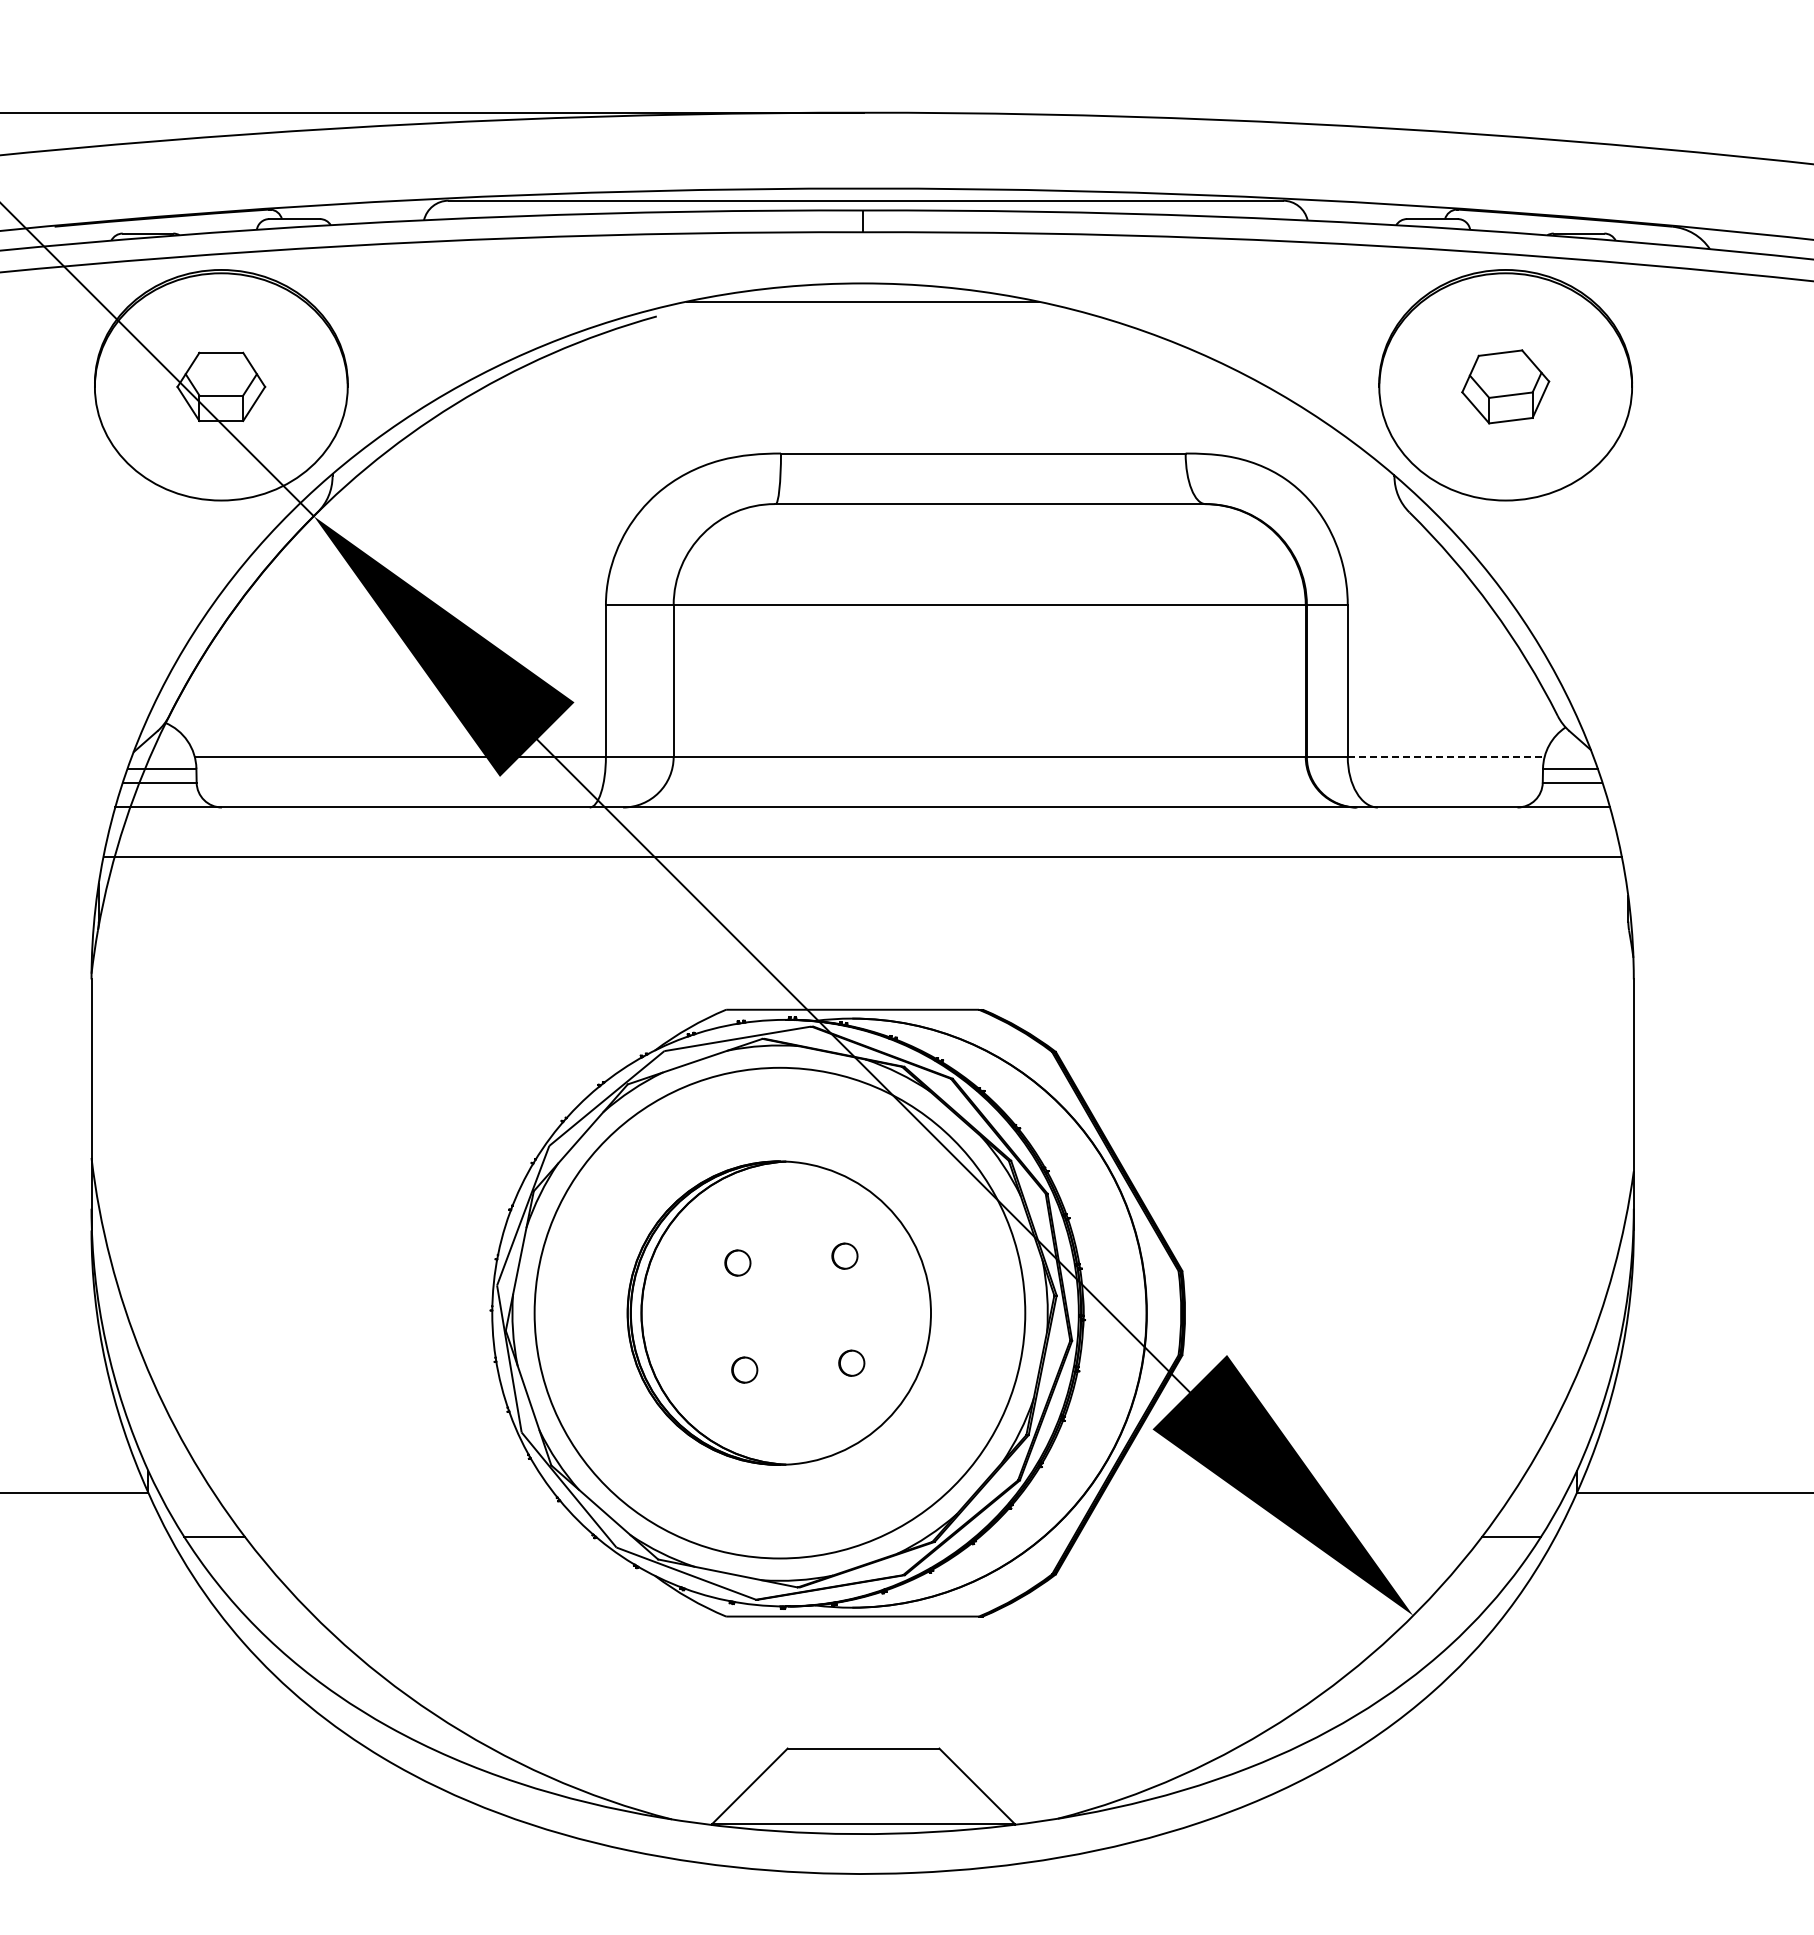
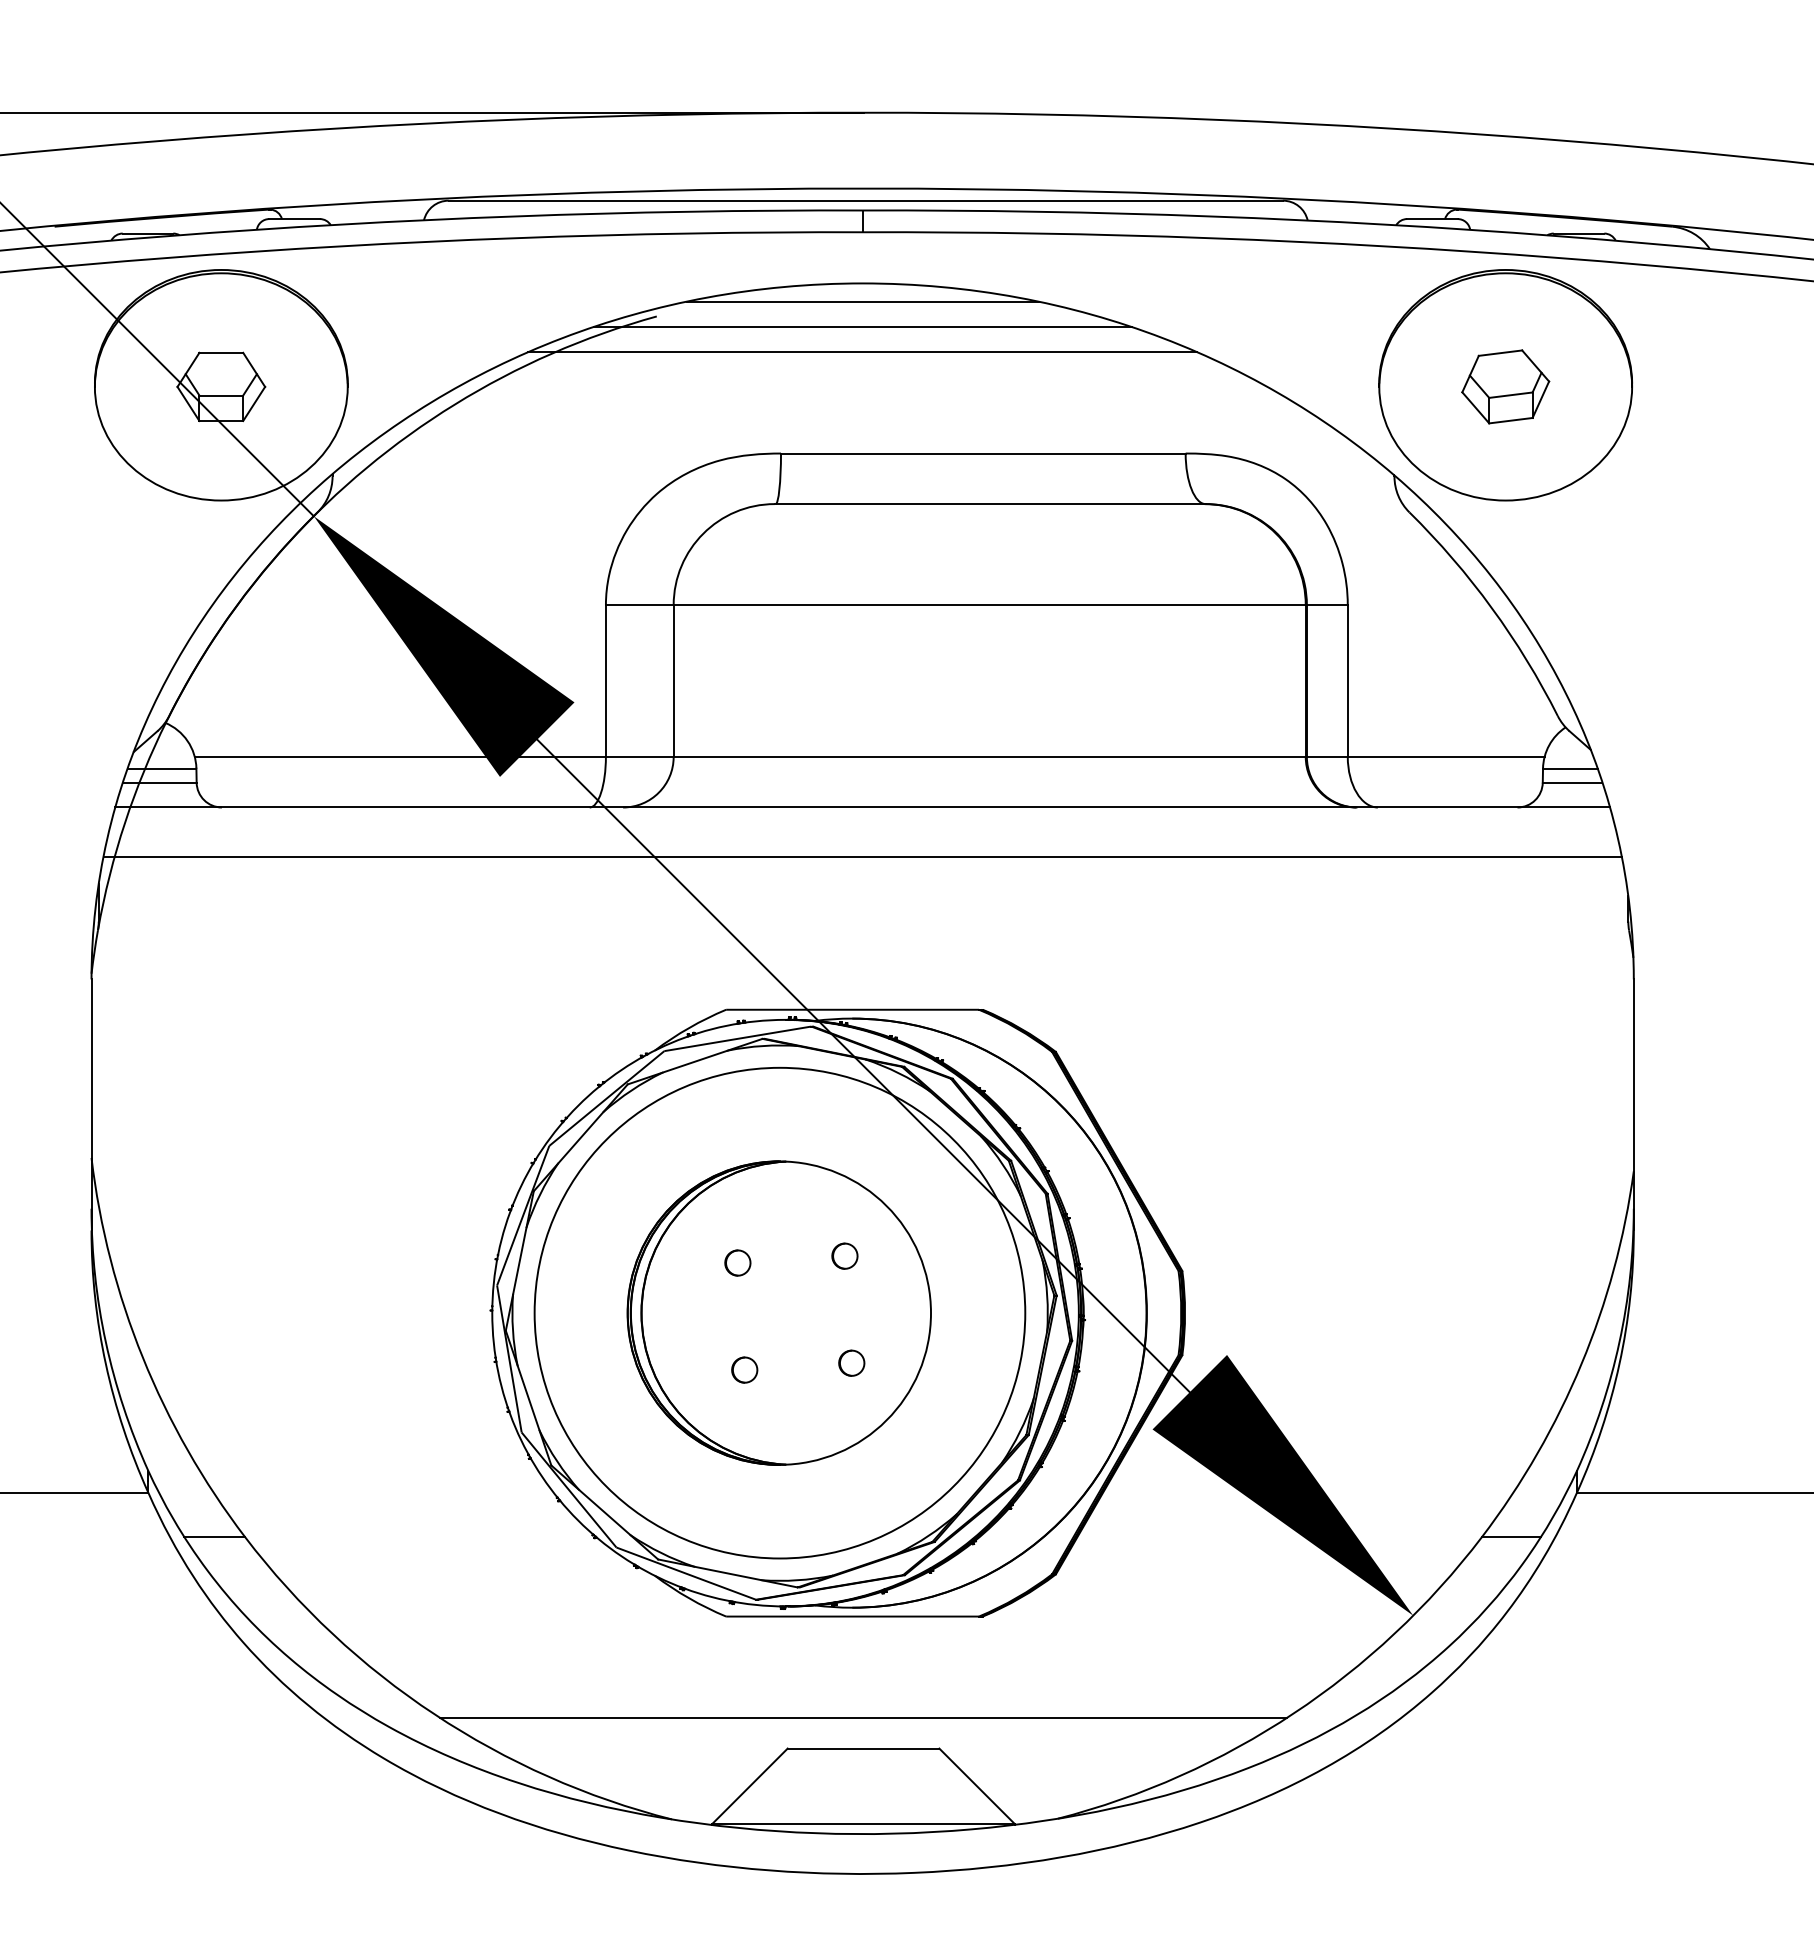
line: none -> present (862, 327)
line: none -> present (862, 352)
line: dashed -> solid (1446, 756)
line: none -> present (863, 1717)
